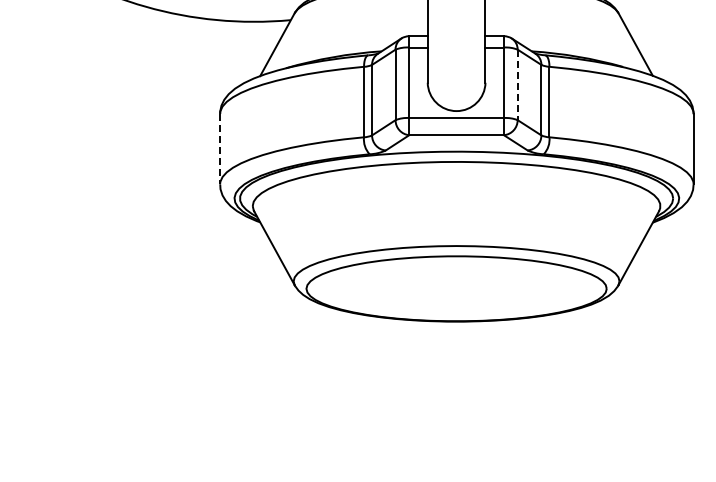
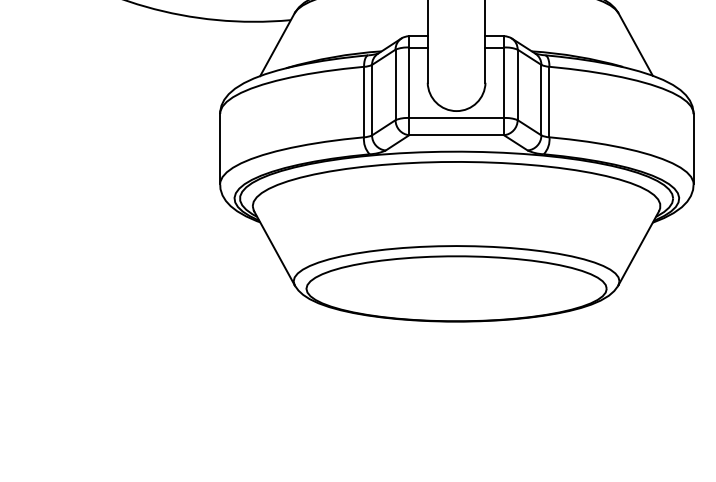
line: dashed -> solid (517, 85)
line: dashed -> solid (220, 149)
